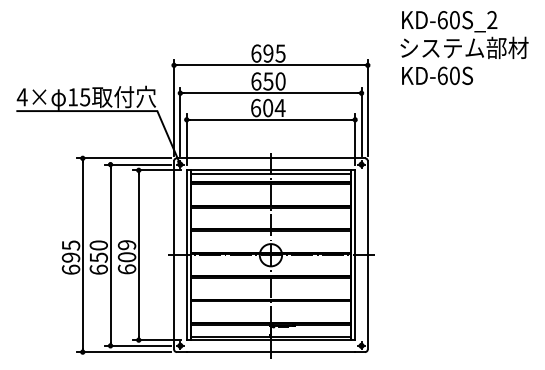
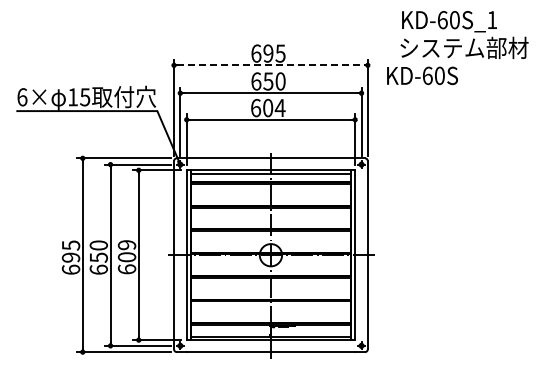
text: KD-60S_2 -> KD-60S_1 (492, 19)
line: solid -> dashed (270, 65)
text position: (437, 75) -> (422, 75) (422, 75)
text: 4× -> 6× (21, 97)
